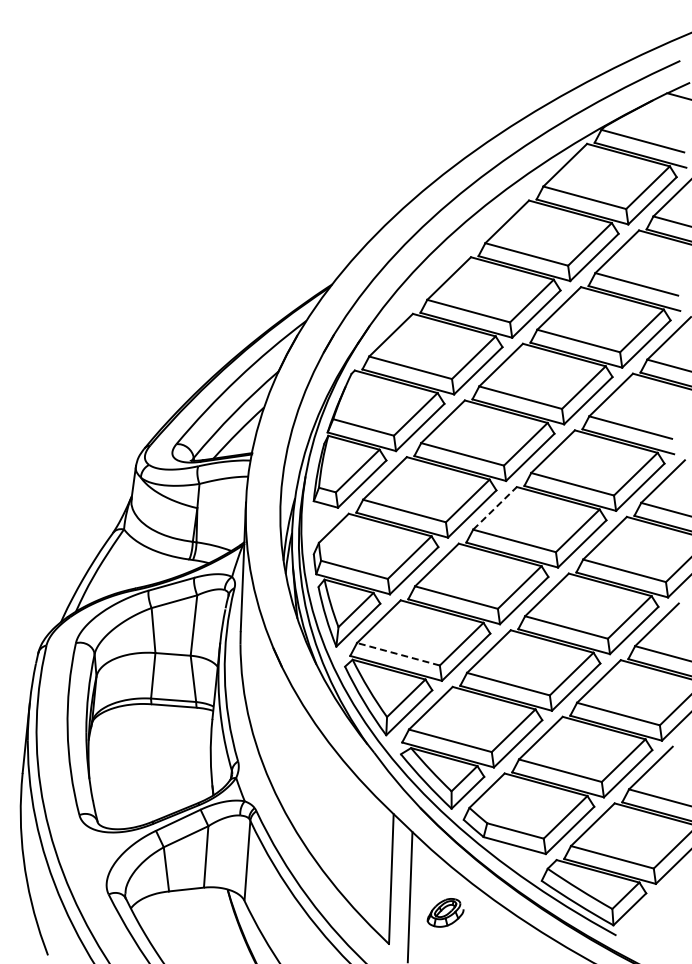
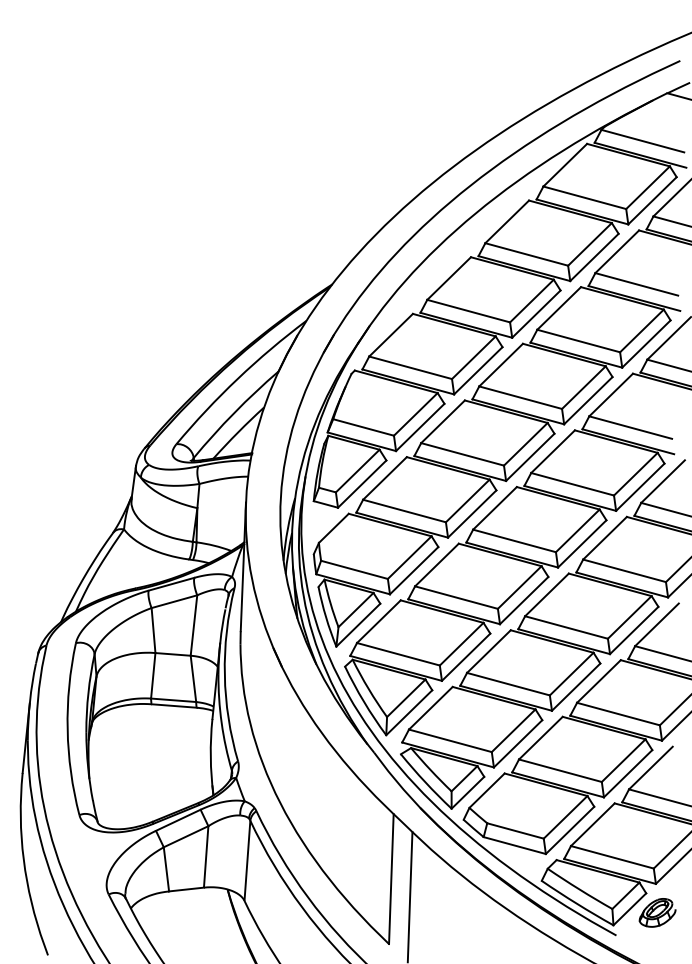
line: dashed -> solid (495, 508)
line: dashed -> solid (398, 654)
part position: (445, 912) -> (657, 912) (657, 912)
